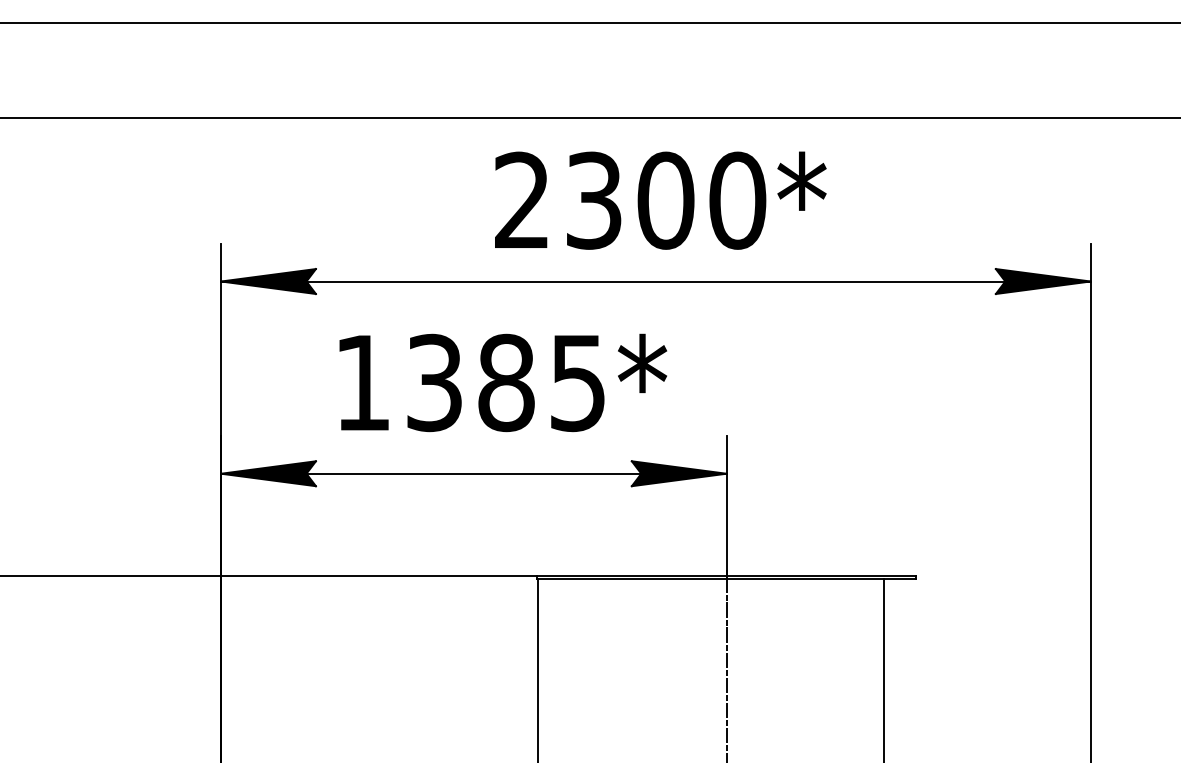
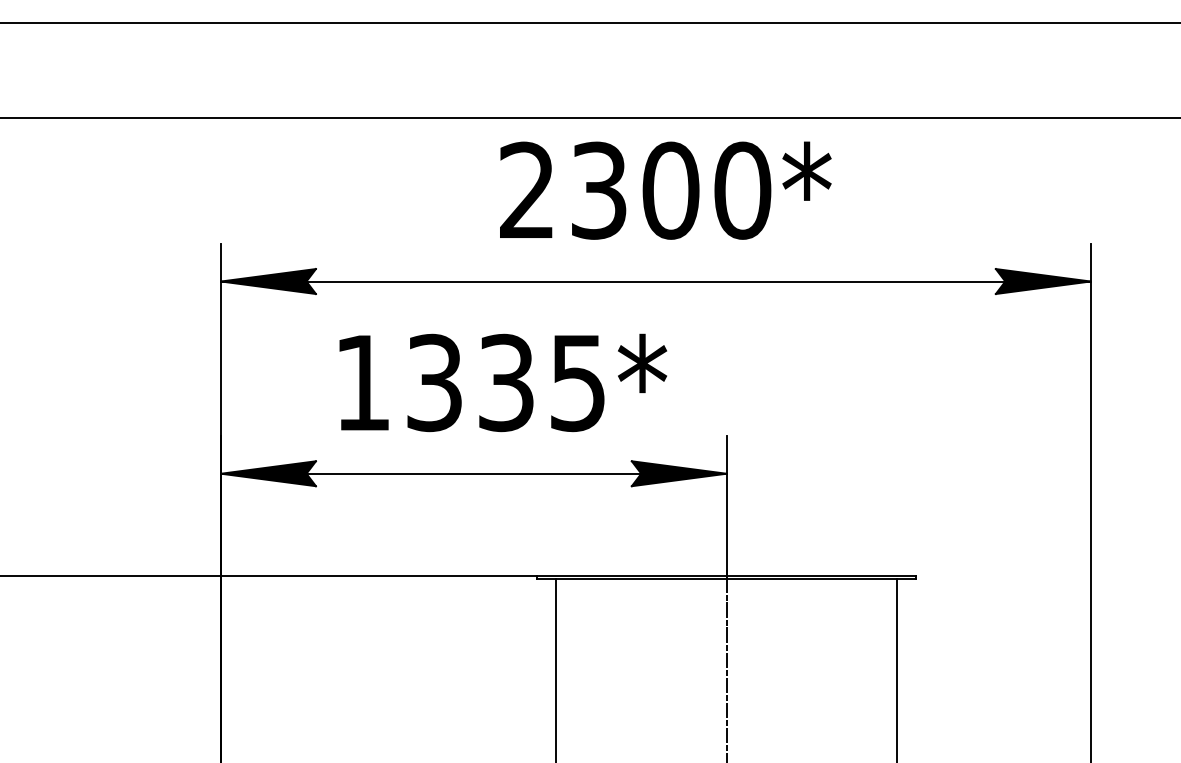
text position: (660, 200) -> (665, 190) (665, 190)
text: 1385* -> 1335* (506, 382)
line position: (538, 669) -> (556, 669) (556, 669)
line position: (884, 669) -> (897, 669) (897, 669)
